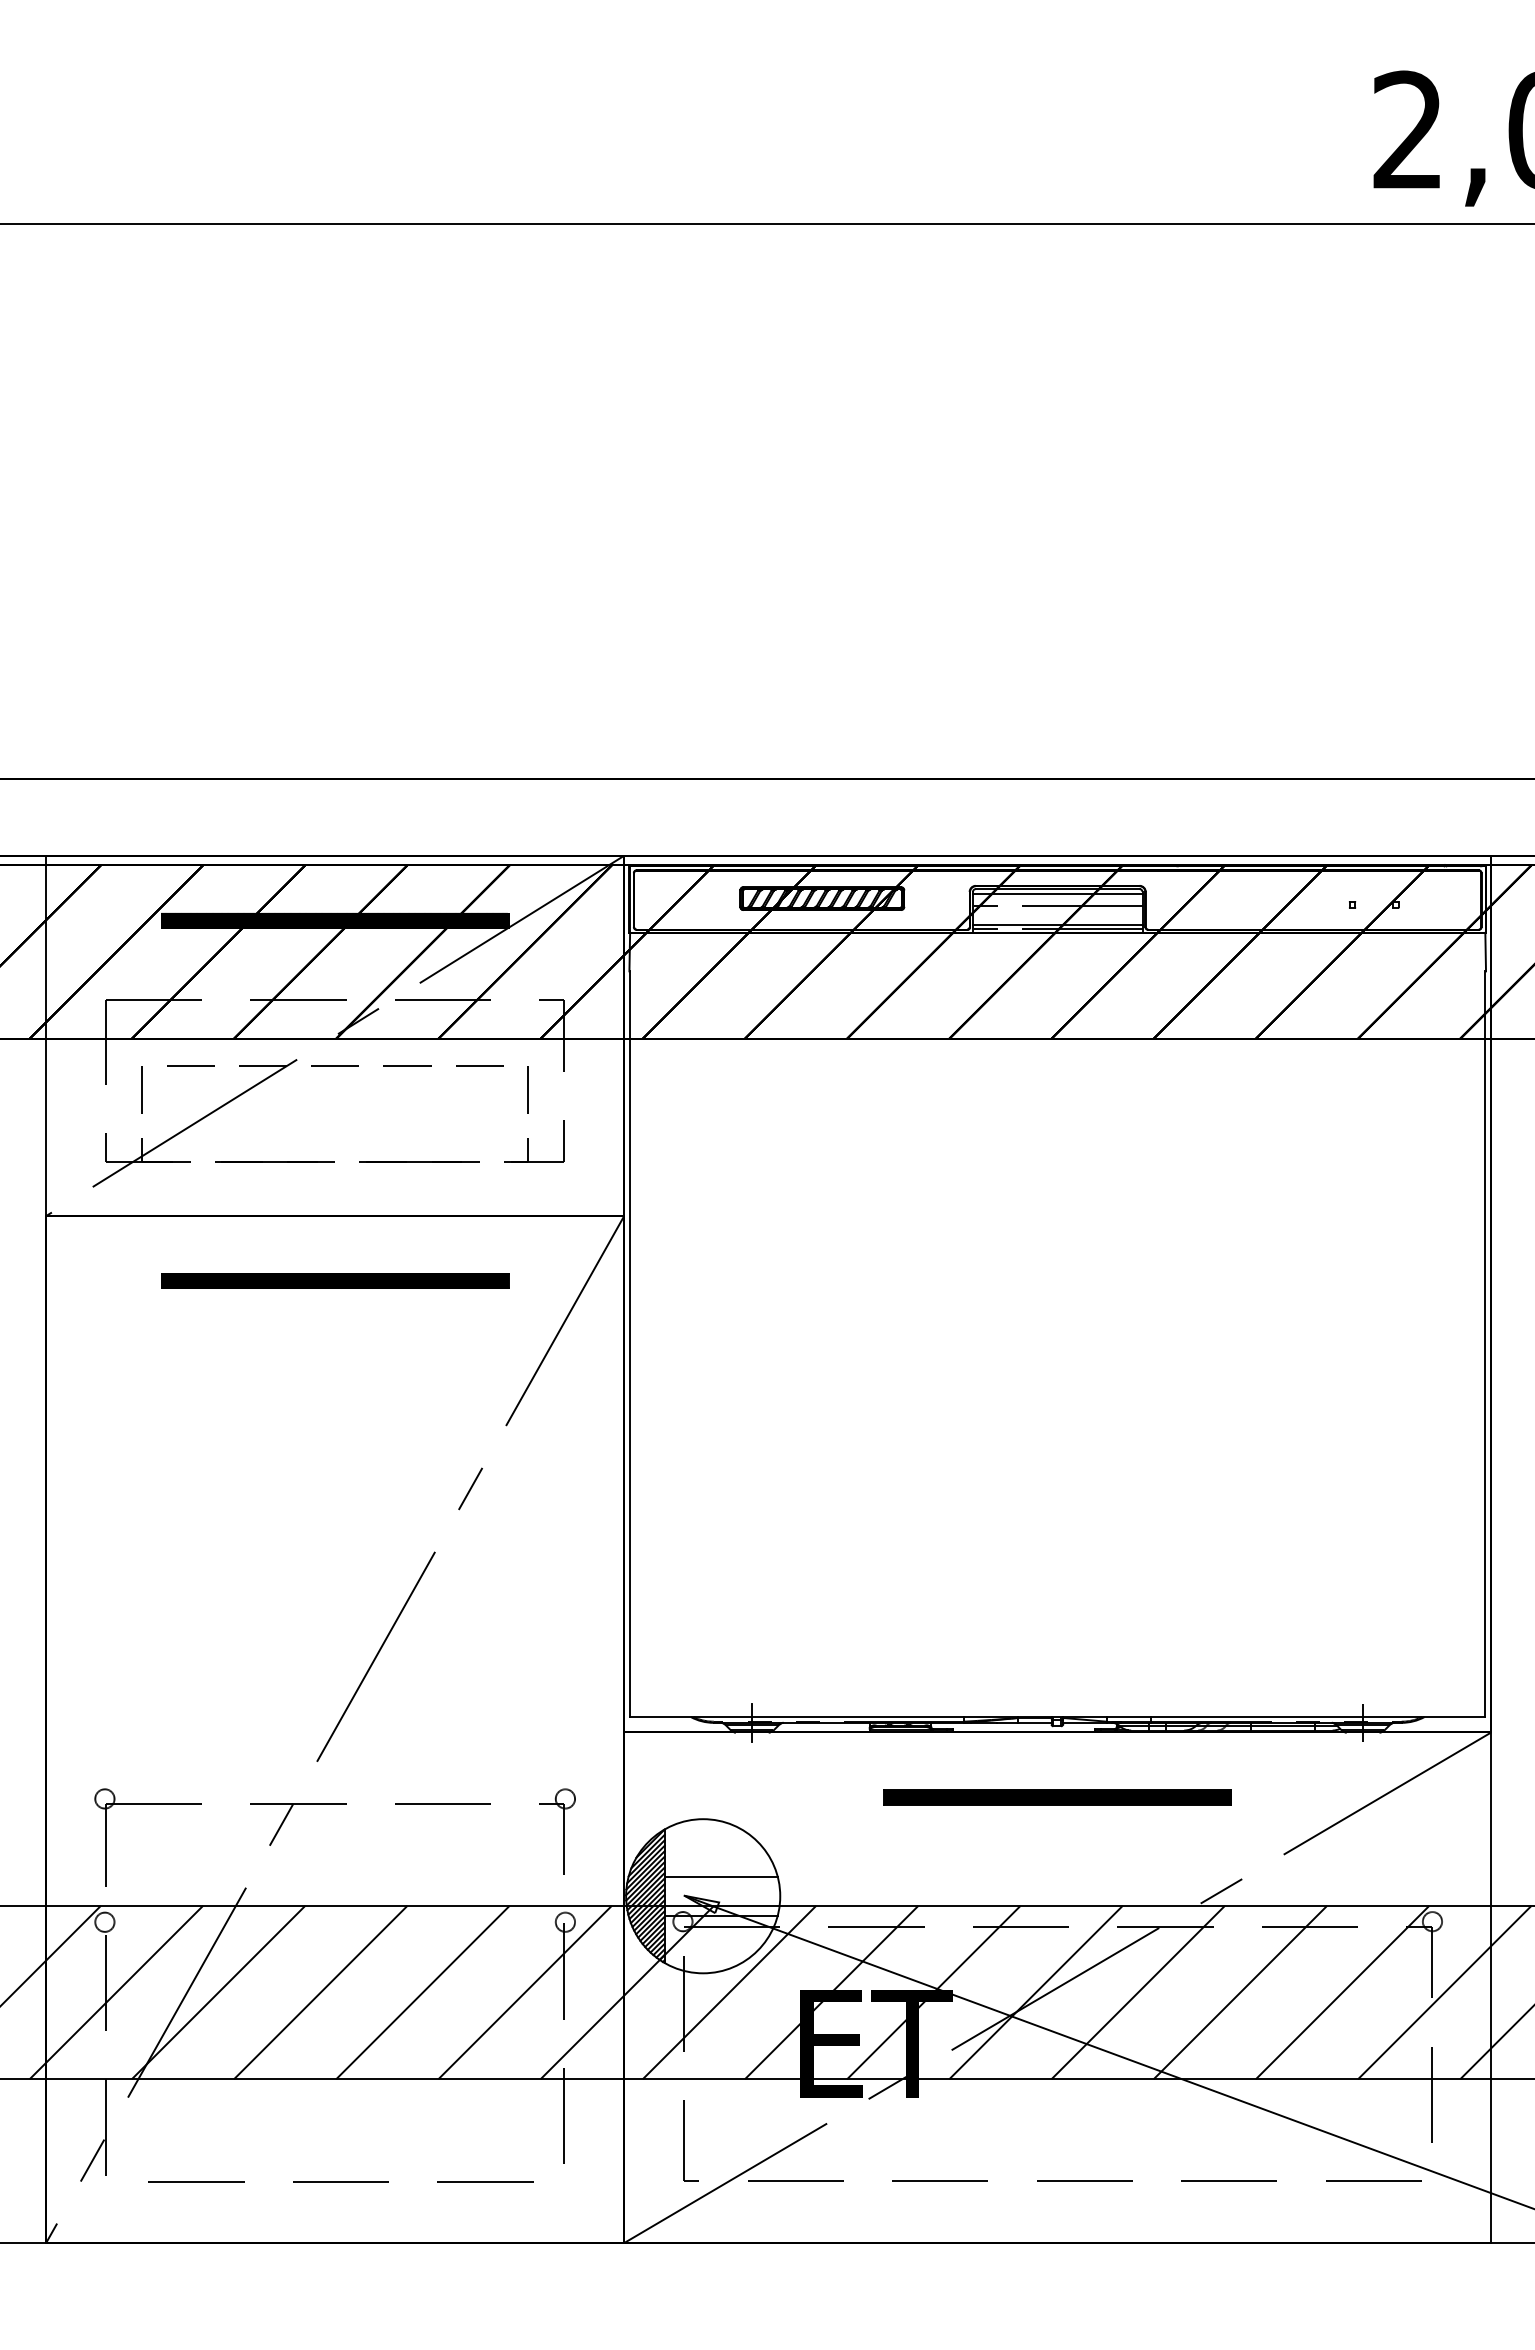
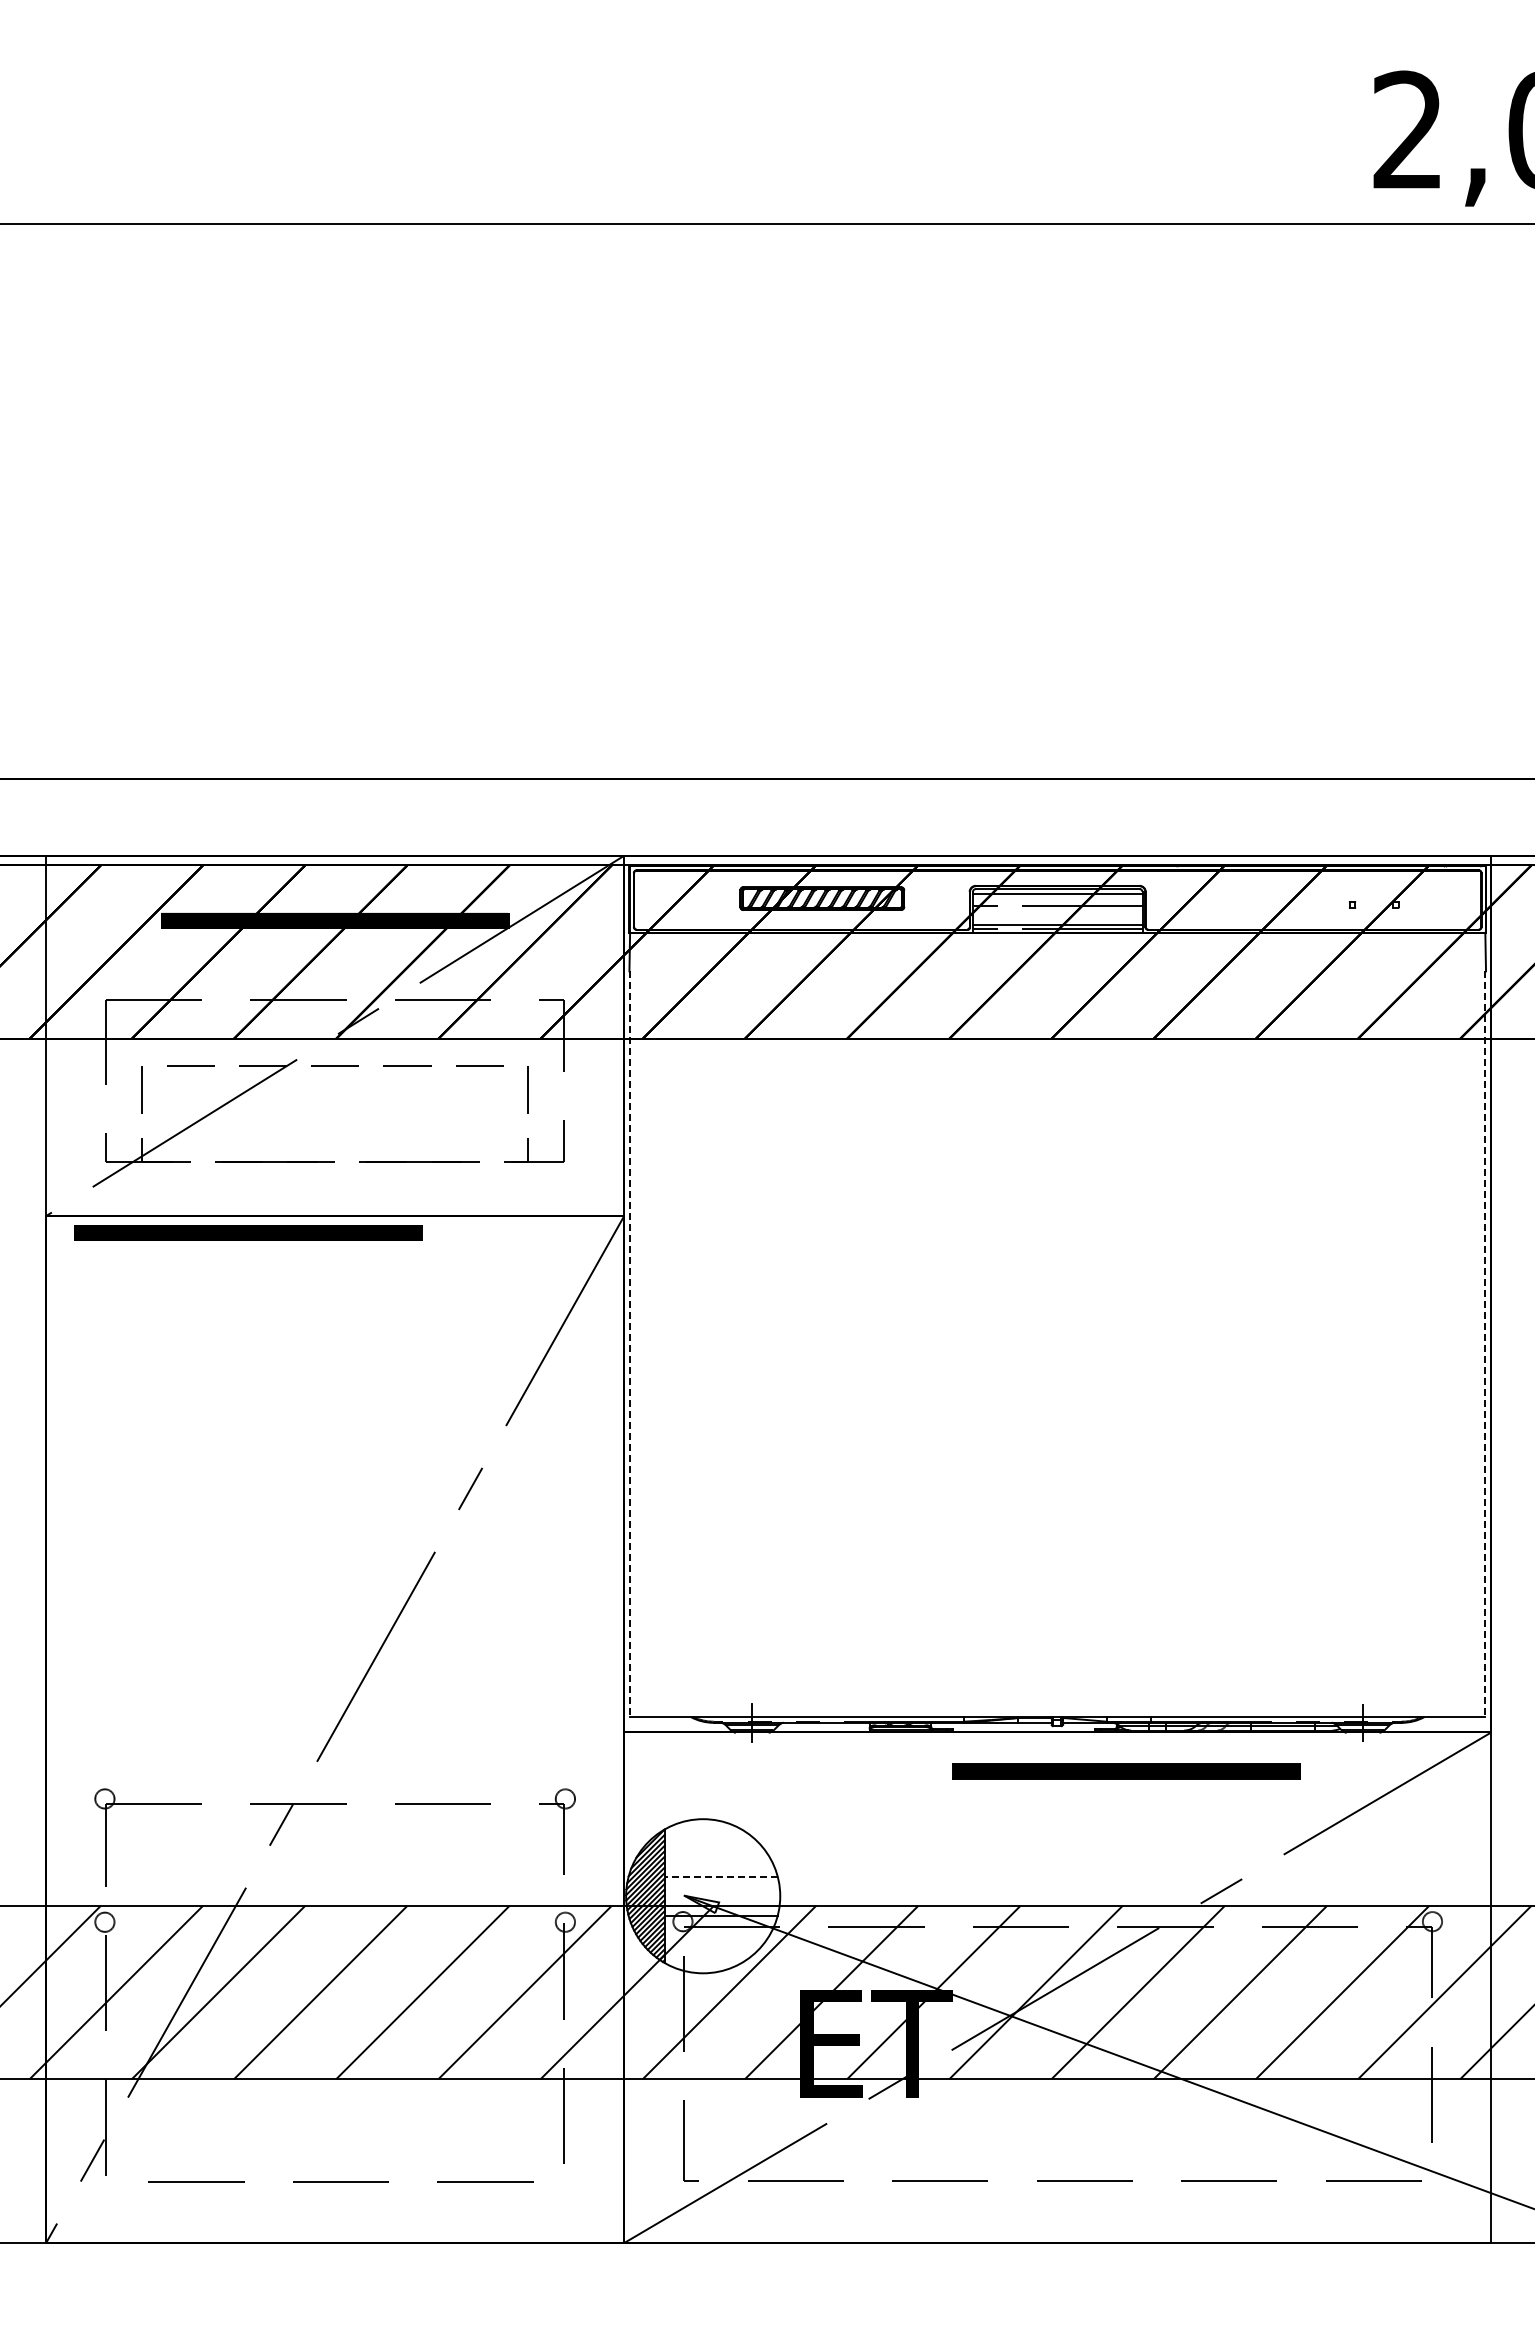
part position: (335, 1280) -> (248, 1232) (248, 1232)
line: solid -> dashed (629, 1344)
line: solid -> dashed (1485, 1344)
part position: (1057, 1797) -> (1126, 1771) (1126, 1771)
line: solid -> dashed (721, 1876)
